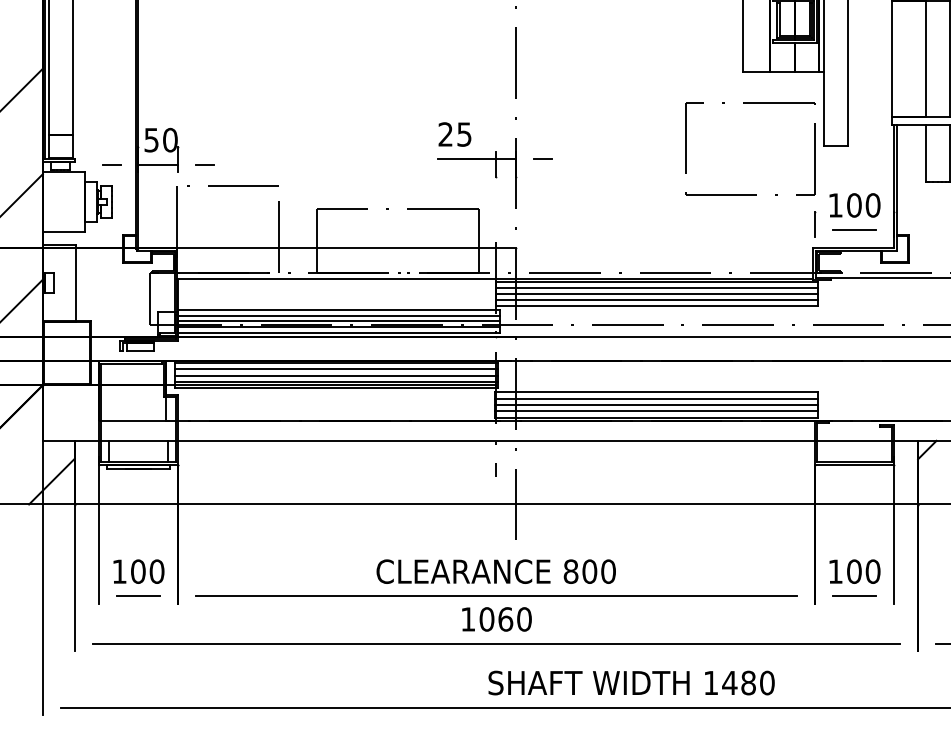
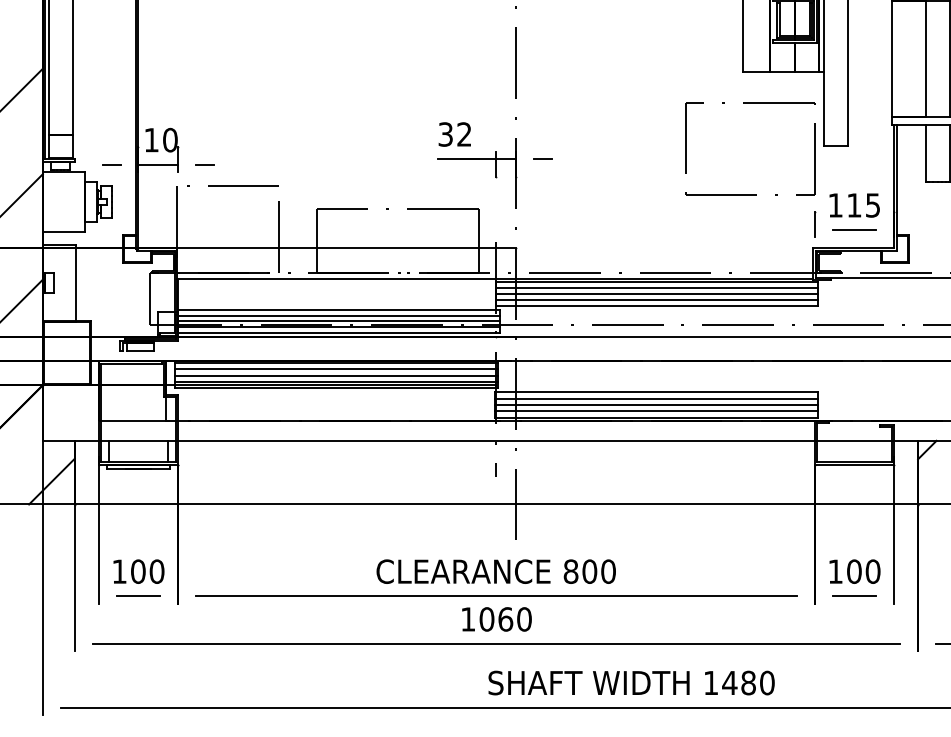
text: 25 -> 32 (454, 134)
text: 50 -> 10 (151, 140)
text: 100 -> 115 (863, 205)
